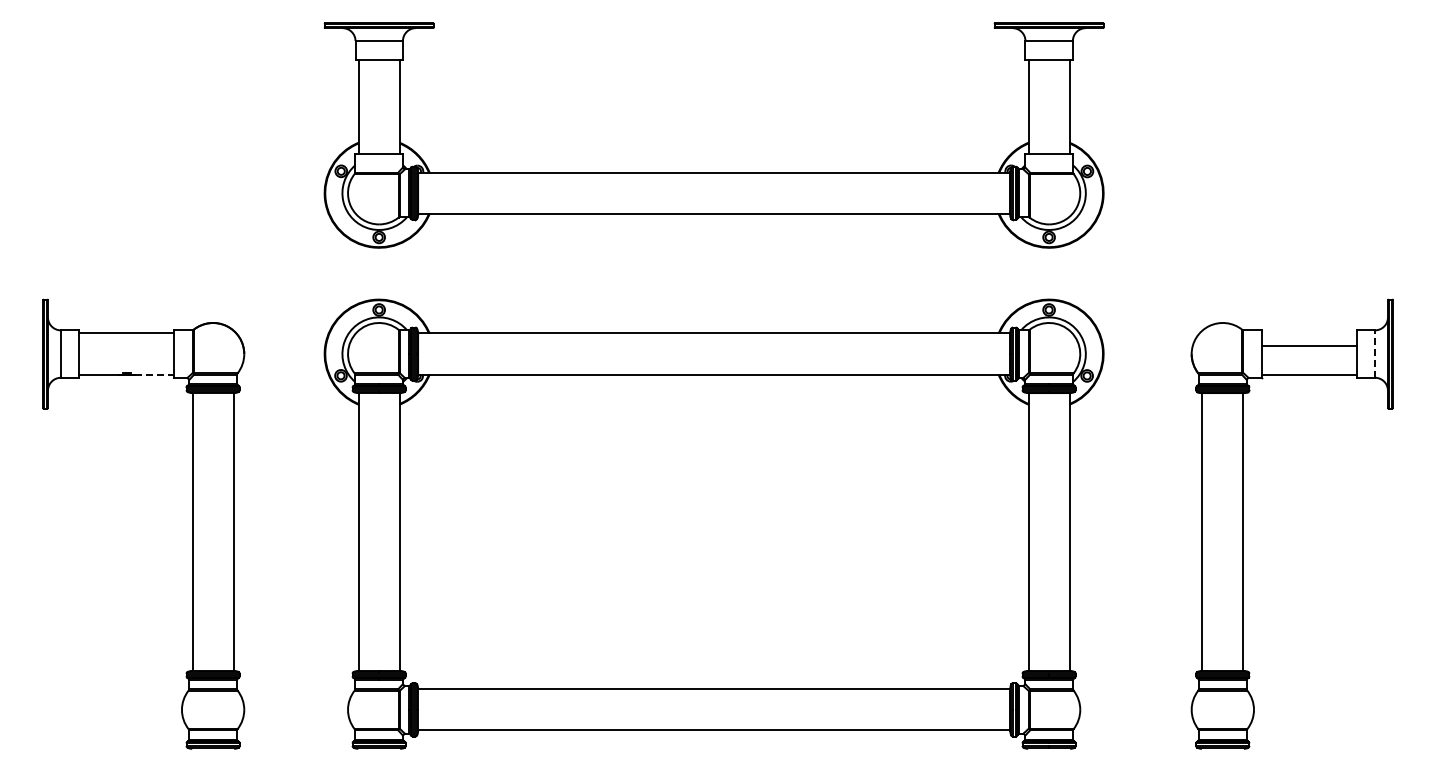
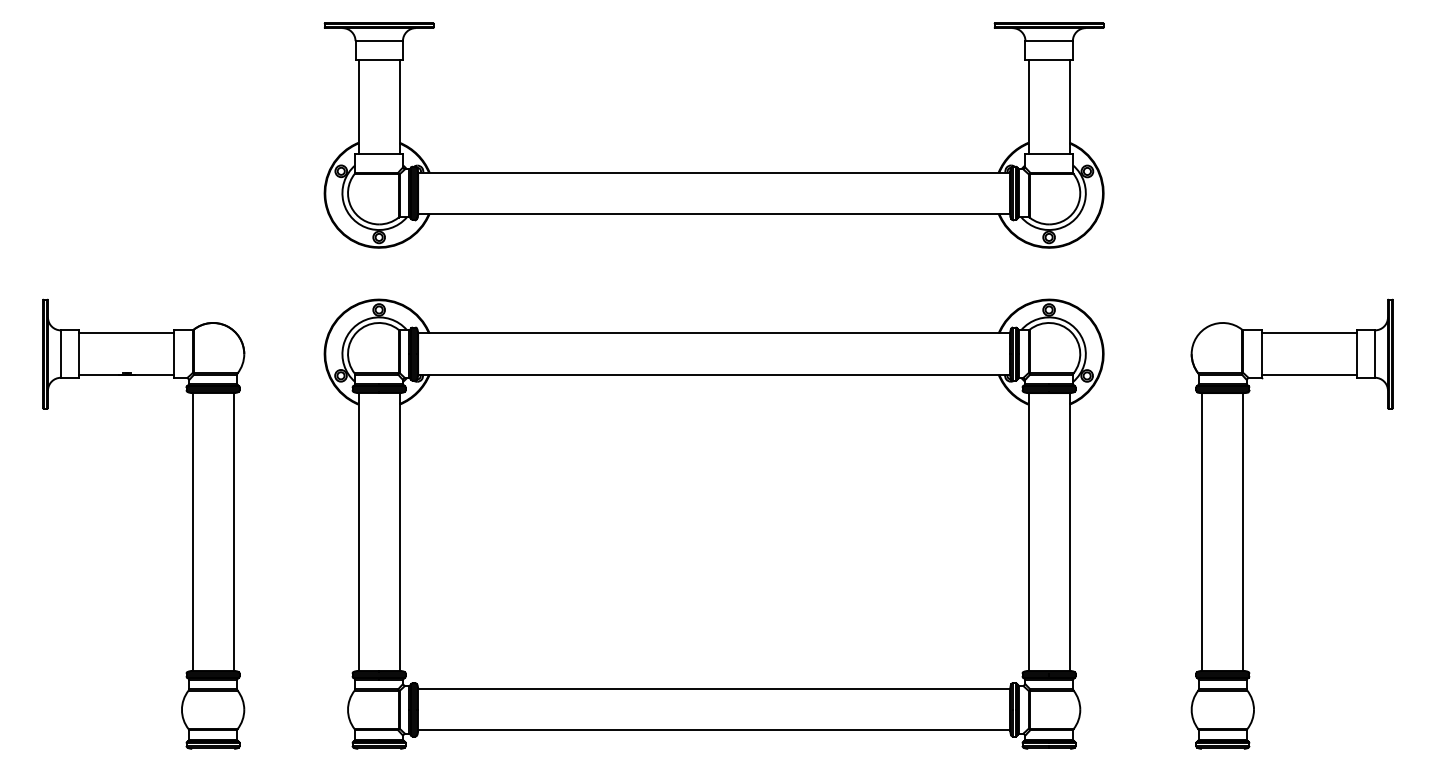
line position: (1308, 346) -> (1308, 333) (1308, 333)
line: dashed -> solid (1375, 354)
line: dashed -> solid (154, 374)
